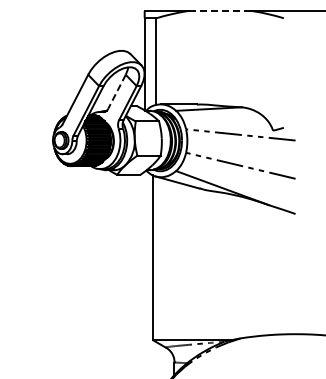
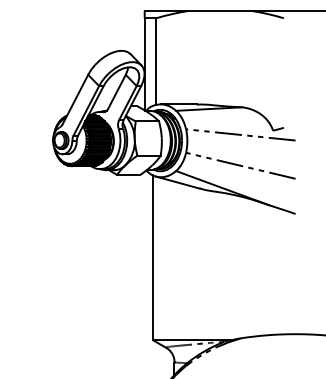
line: dashed -> solid (220, 10)
line: dashed -> solid (116, 92)
